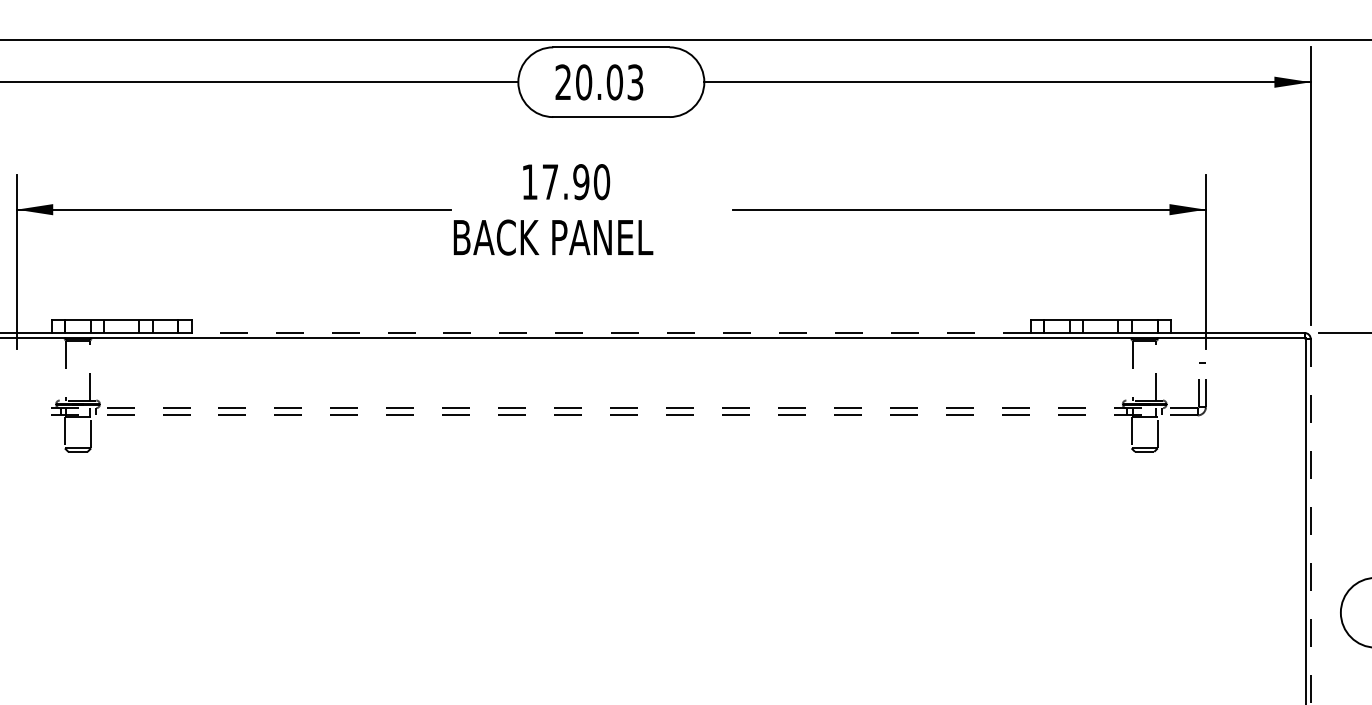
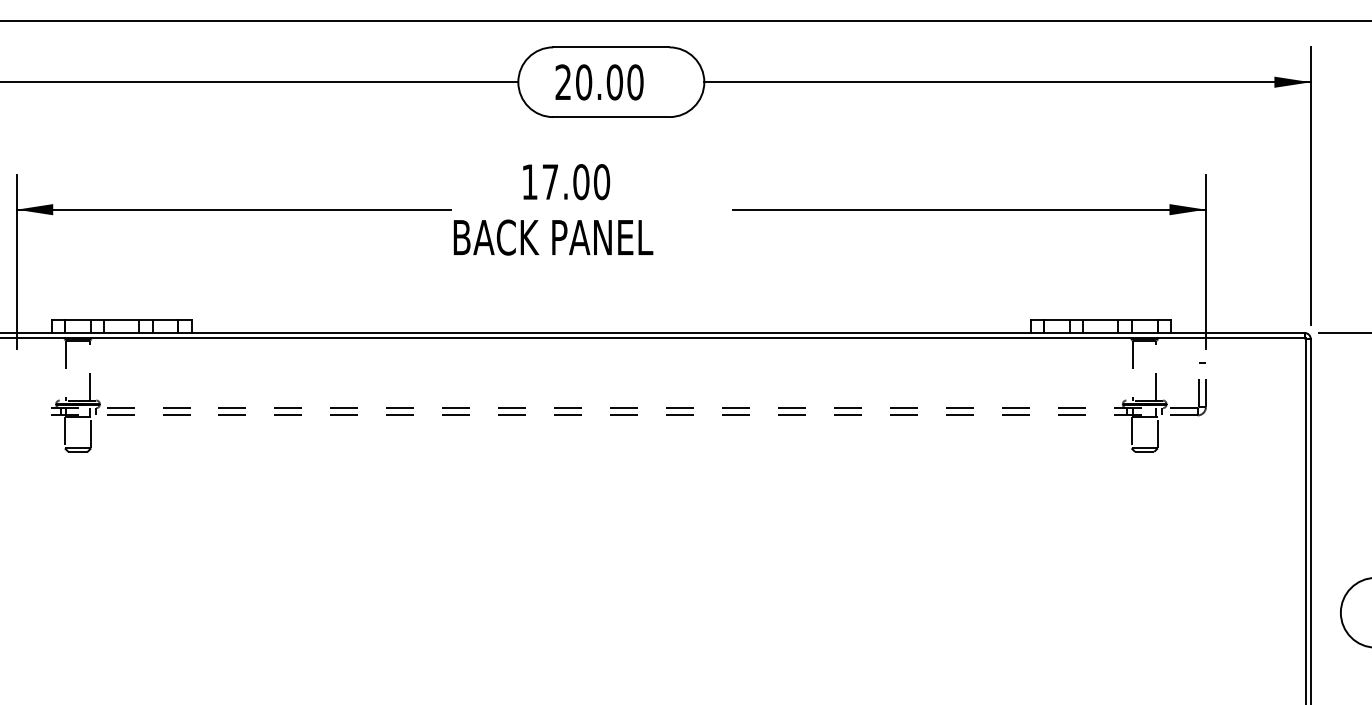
line position: (685, 39) -> (685, 20) (685, 20)
text: 20.03 -> 20.00 (635, 82)
text: 17.90 -> 17.00 (581, 182)
line: dashed -> solid (611, 332)
line: dashed -> solid (1310, 521)
